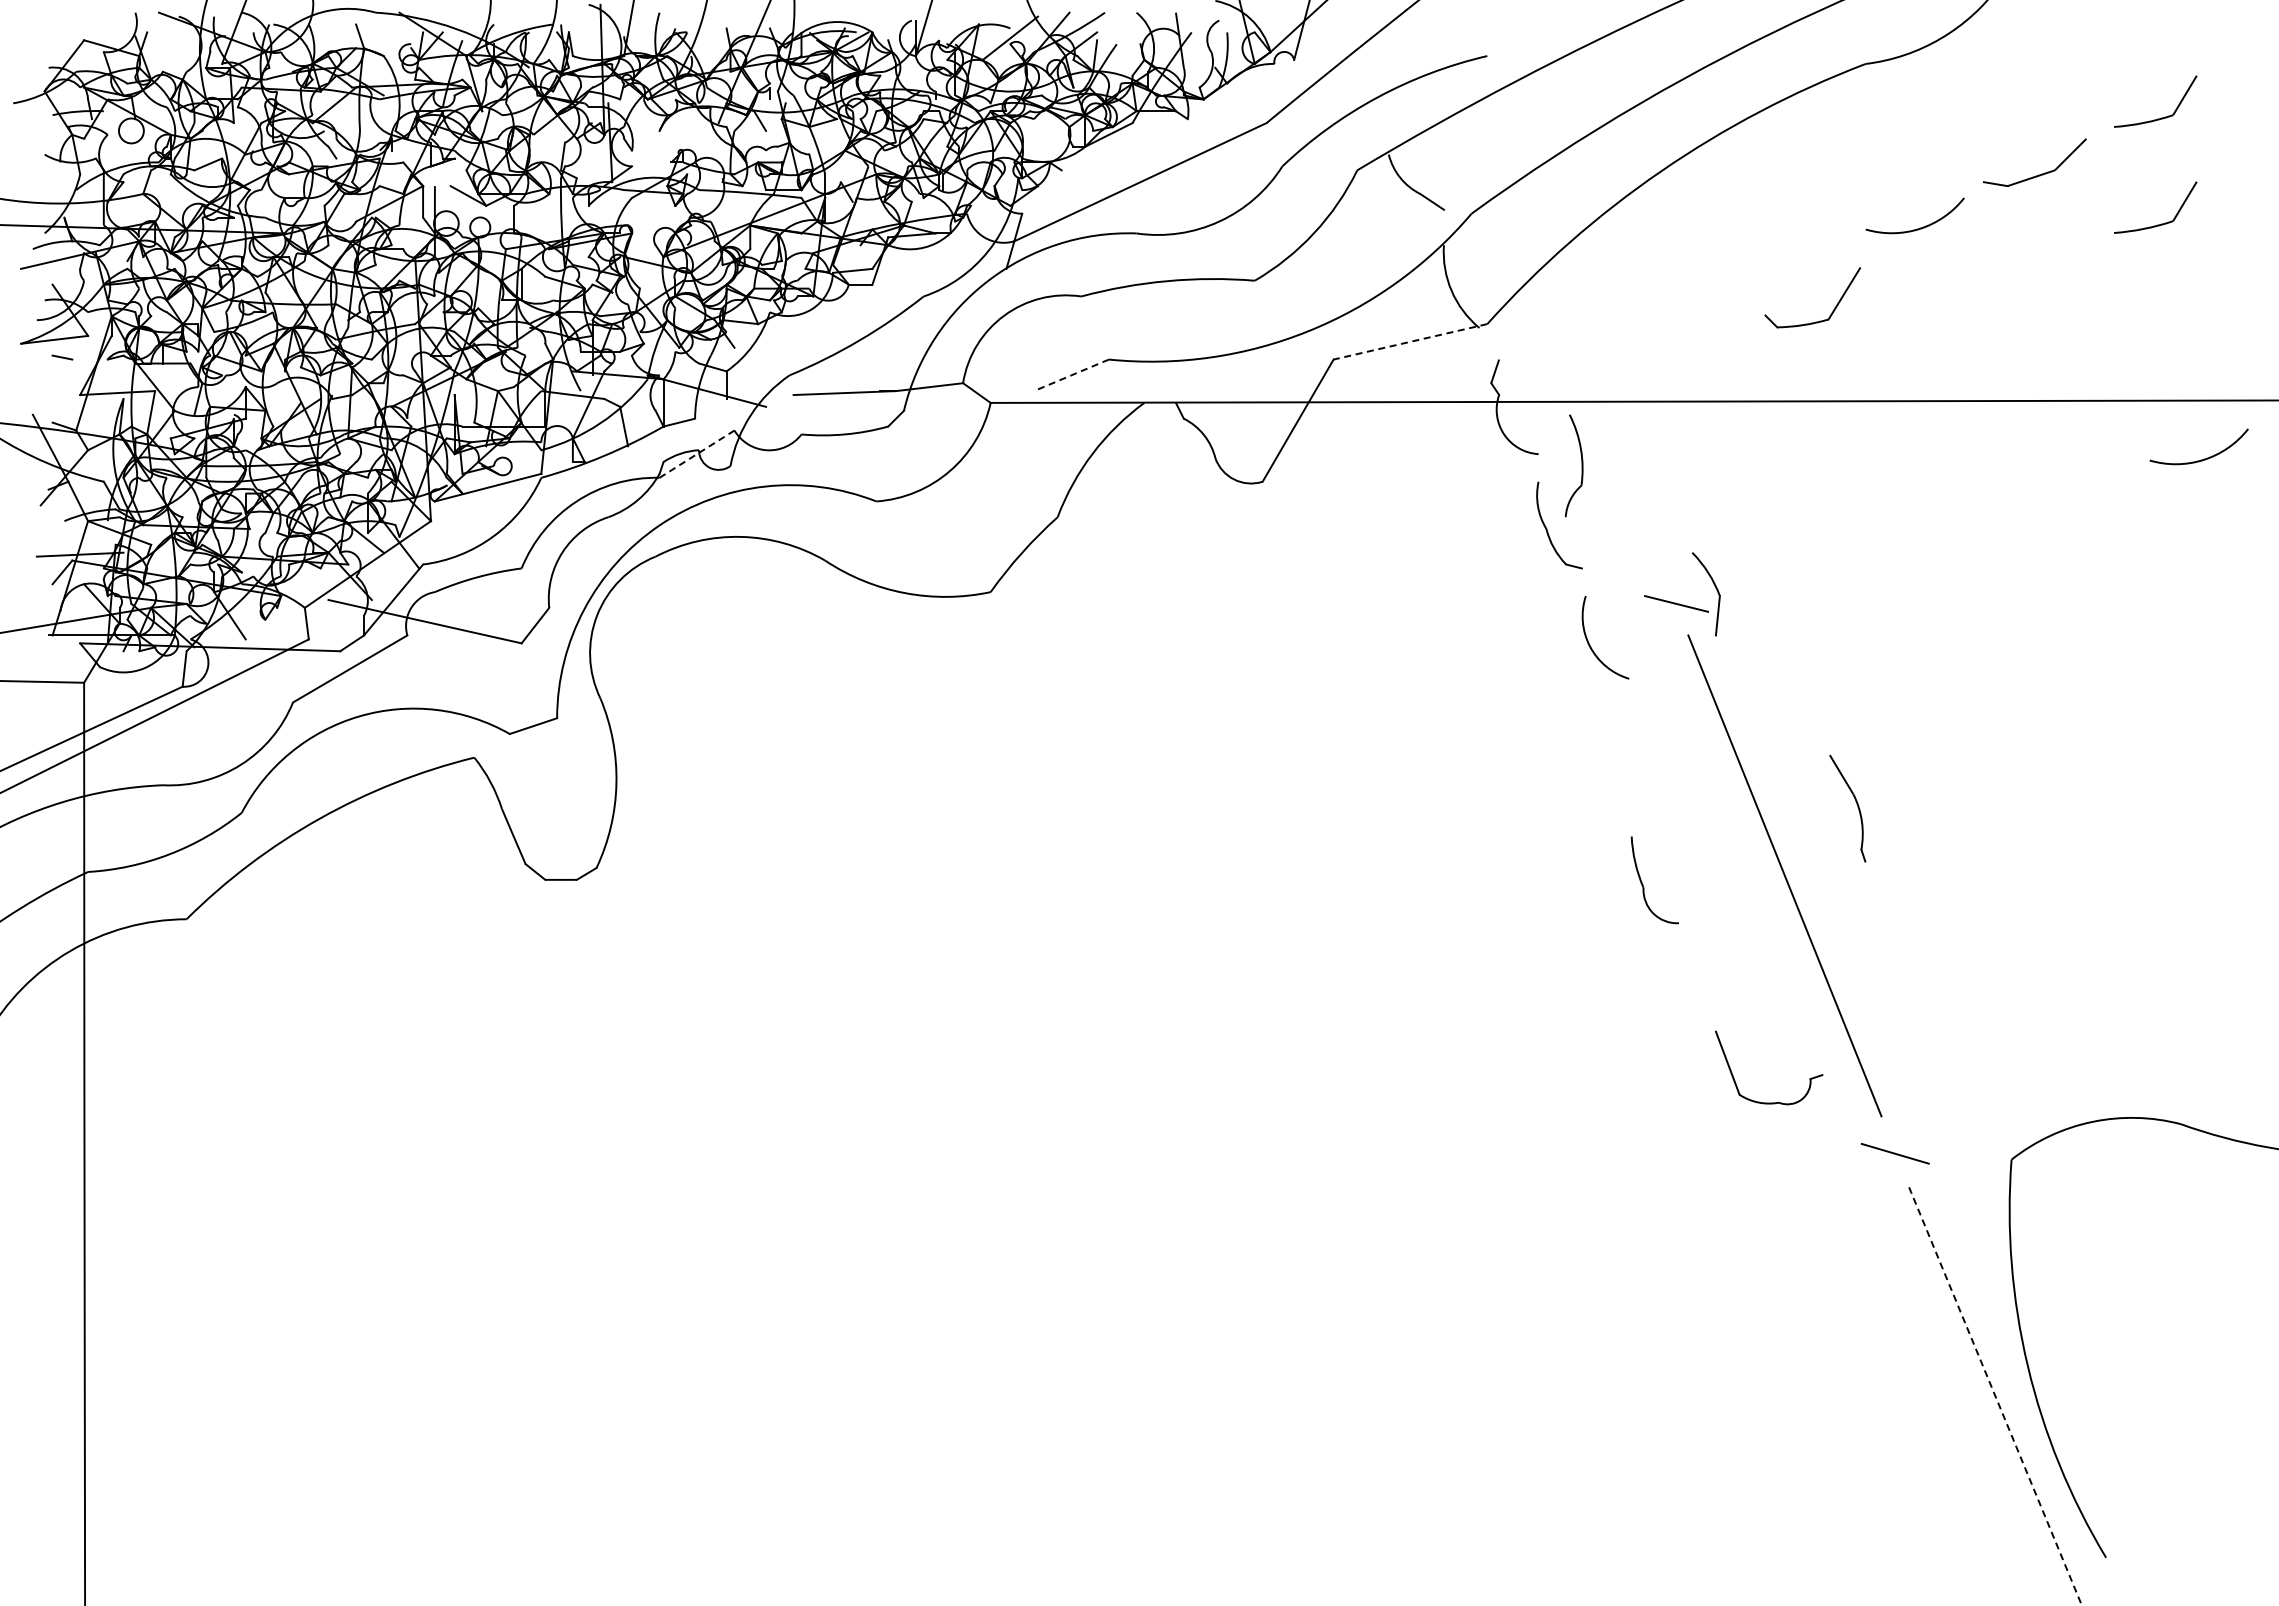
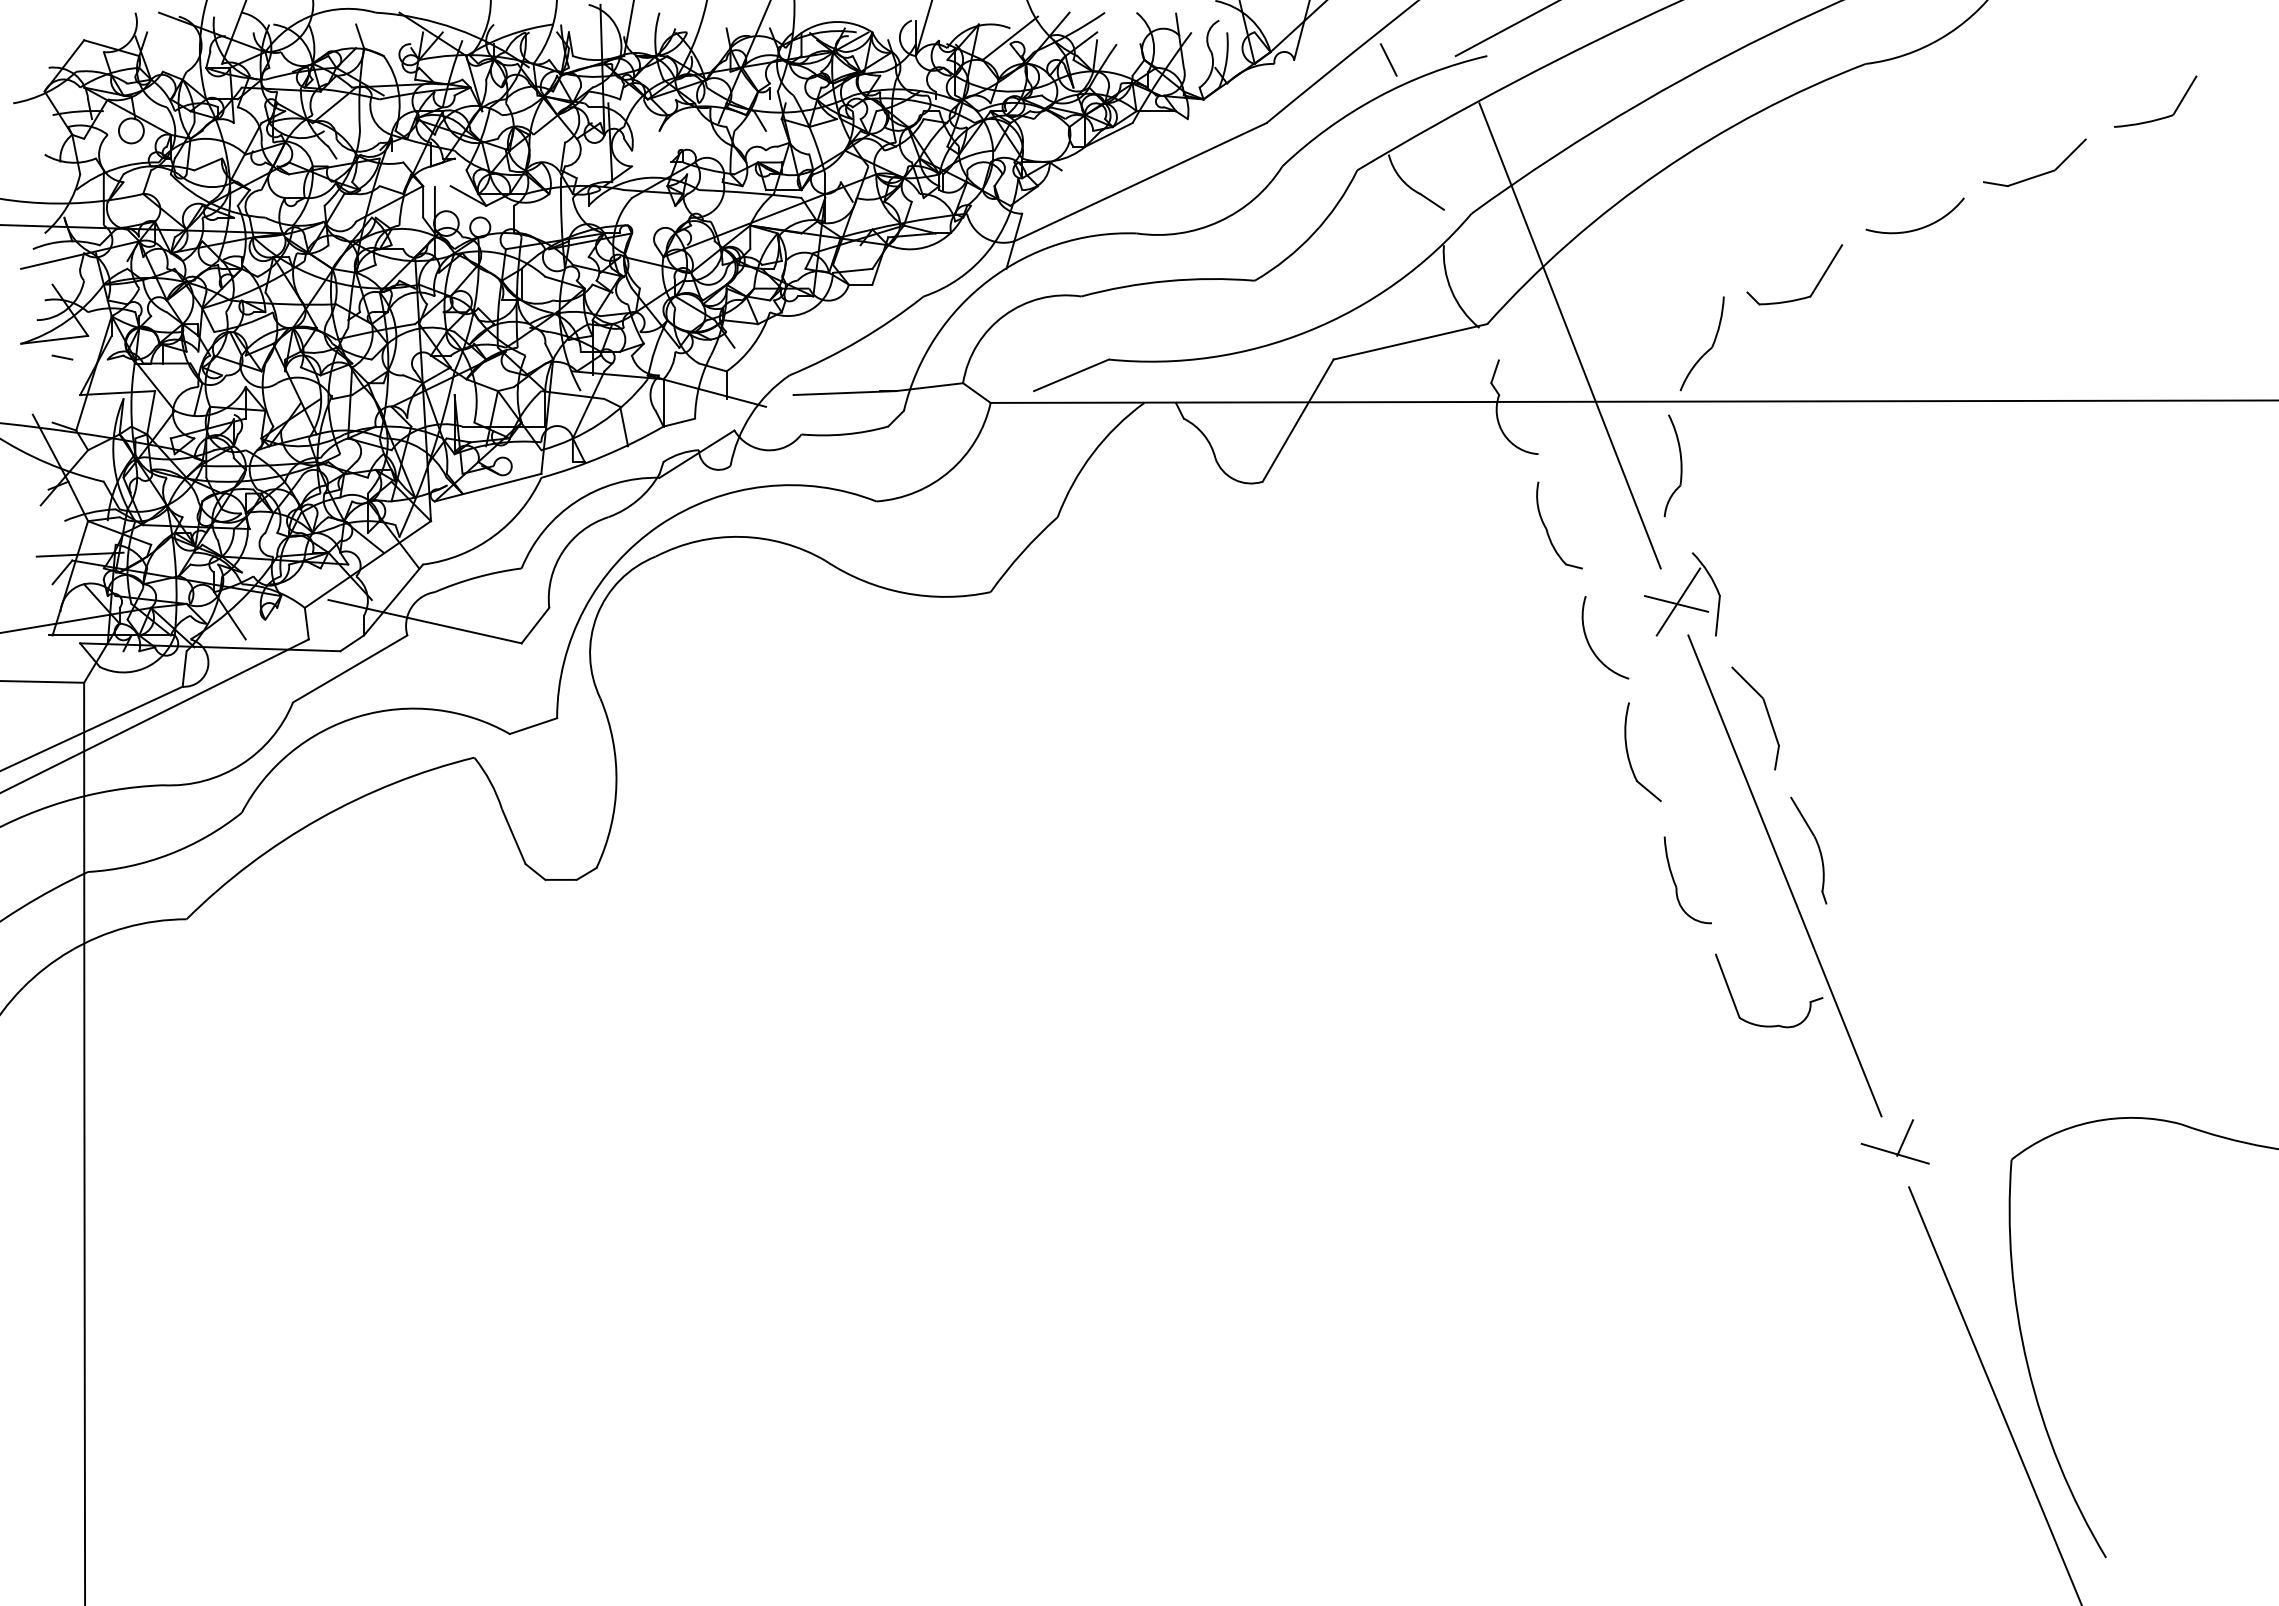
line: none -> present (1505, 29)
line: none -> present (1388, 59)
part: present -> none (2161, 223)
part position: (1834, 307) -> (1816, 284) (1816, 284)
line: none -> present (1569, 335)
line: dashed -> solid (1410, 341)
part: none -> present (1708, 349)
line: dashed -> solid (1071, 375)
line: dashed -> solid (697, 453)
arc: present -> none (2201, 459)
part position: (1581, 465) -> (1680, 465) (1680, 465)
line: none -> present (1678, 601)
part: none -> present (1767, 715)
part: none -> present (1628, 751)
part position: (1856, 804) -> (1817, 846) (1817, 846)
part position: (1643, 884) -> (1676, 884) (1676, 884)
part position: (1769, 1102) -> (1769, 1025) (1769, 1025)
line: none -> present (1905, 1137)
line: dashed -> solid (1995, 1396)
